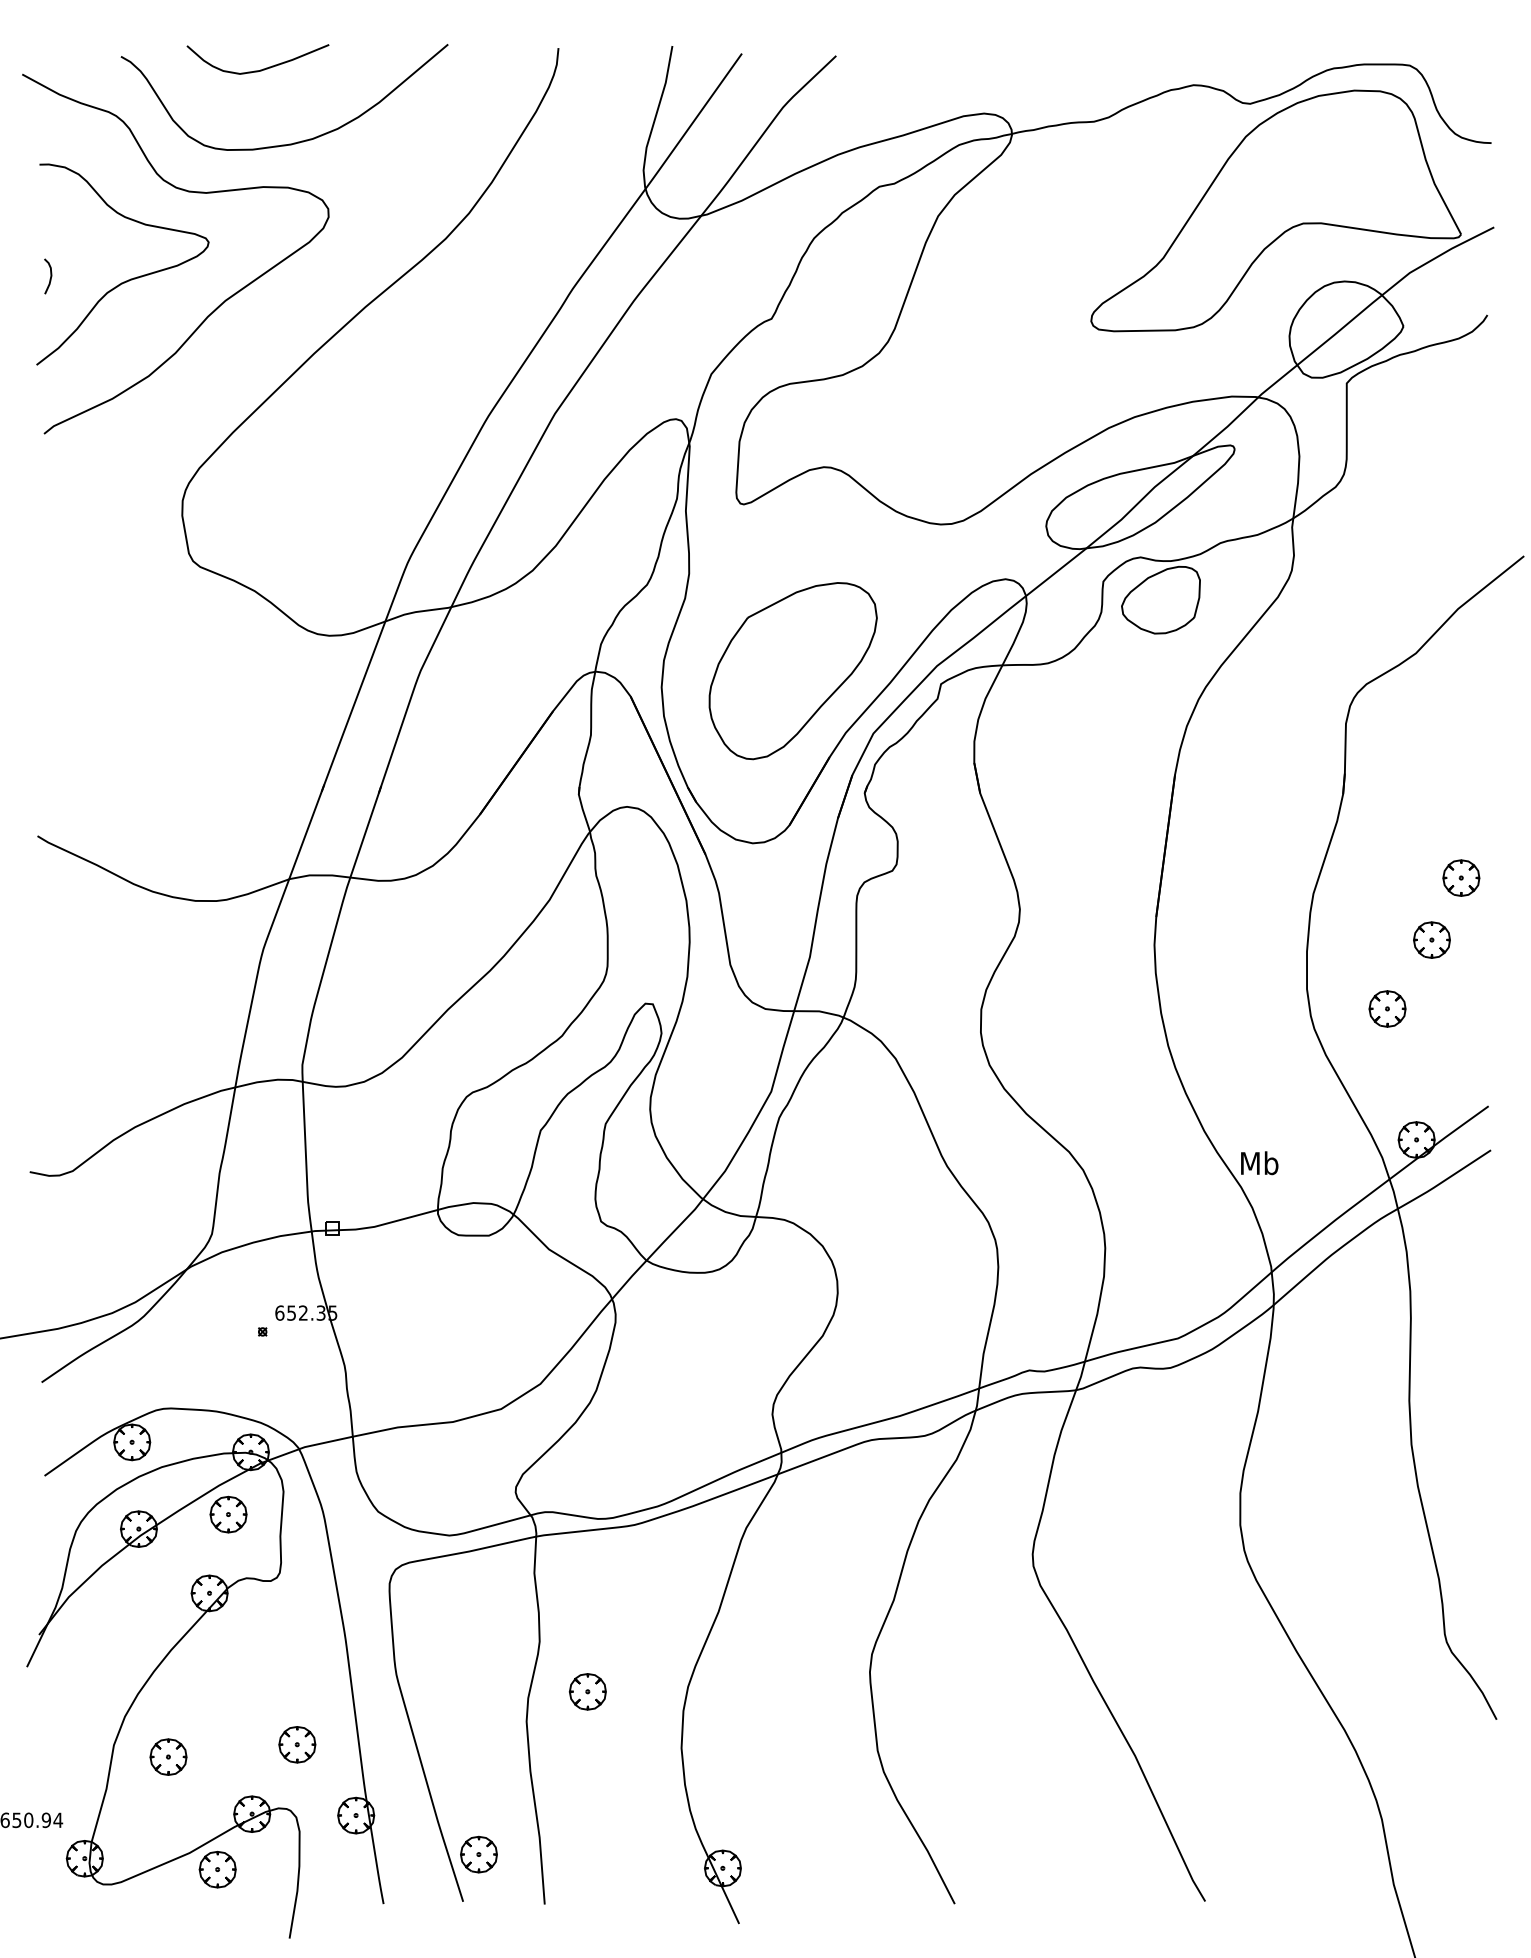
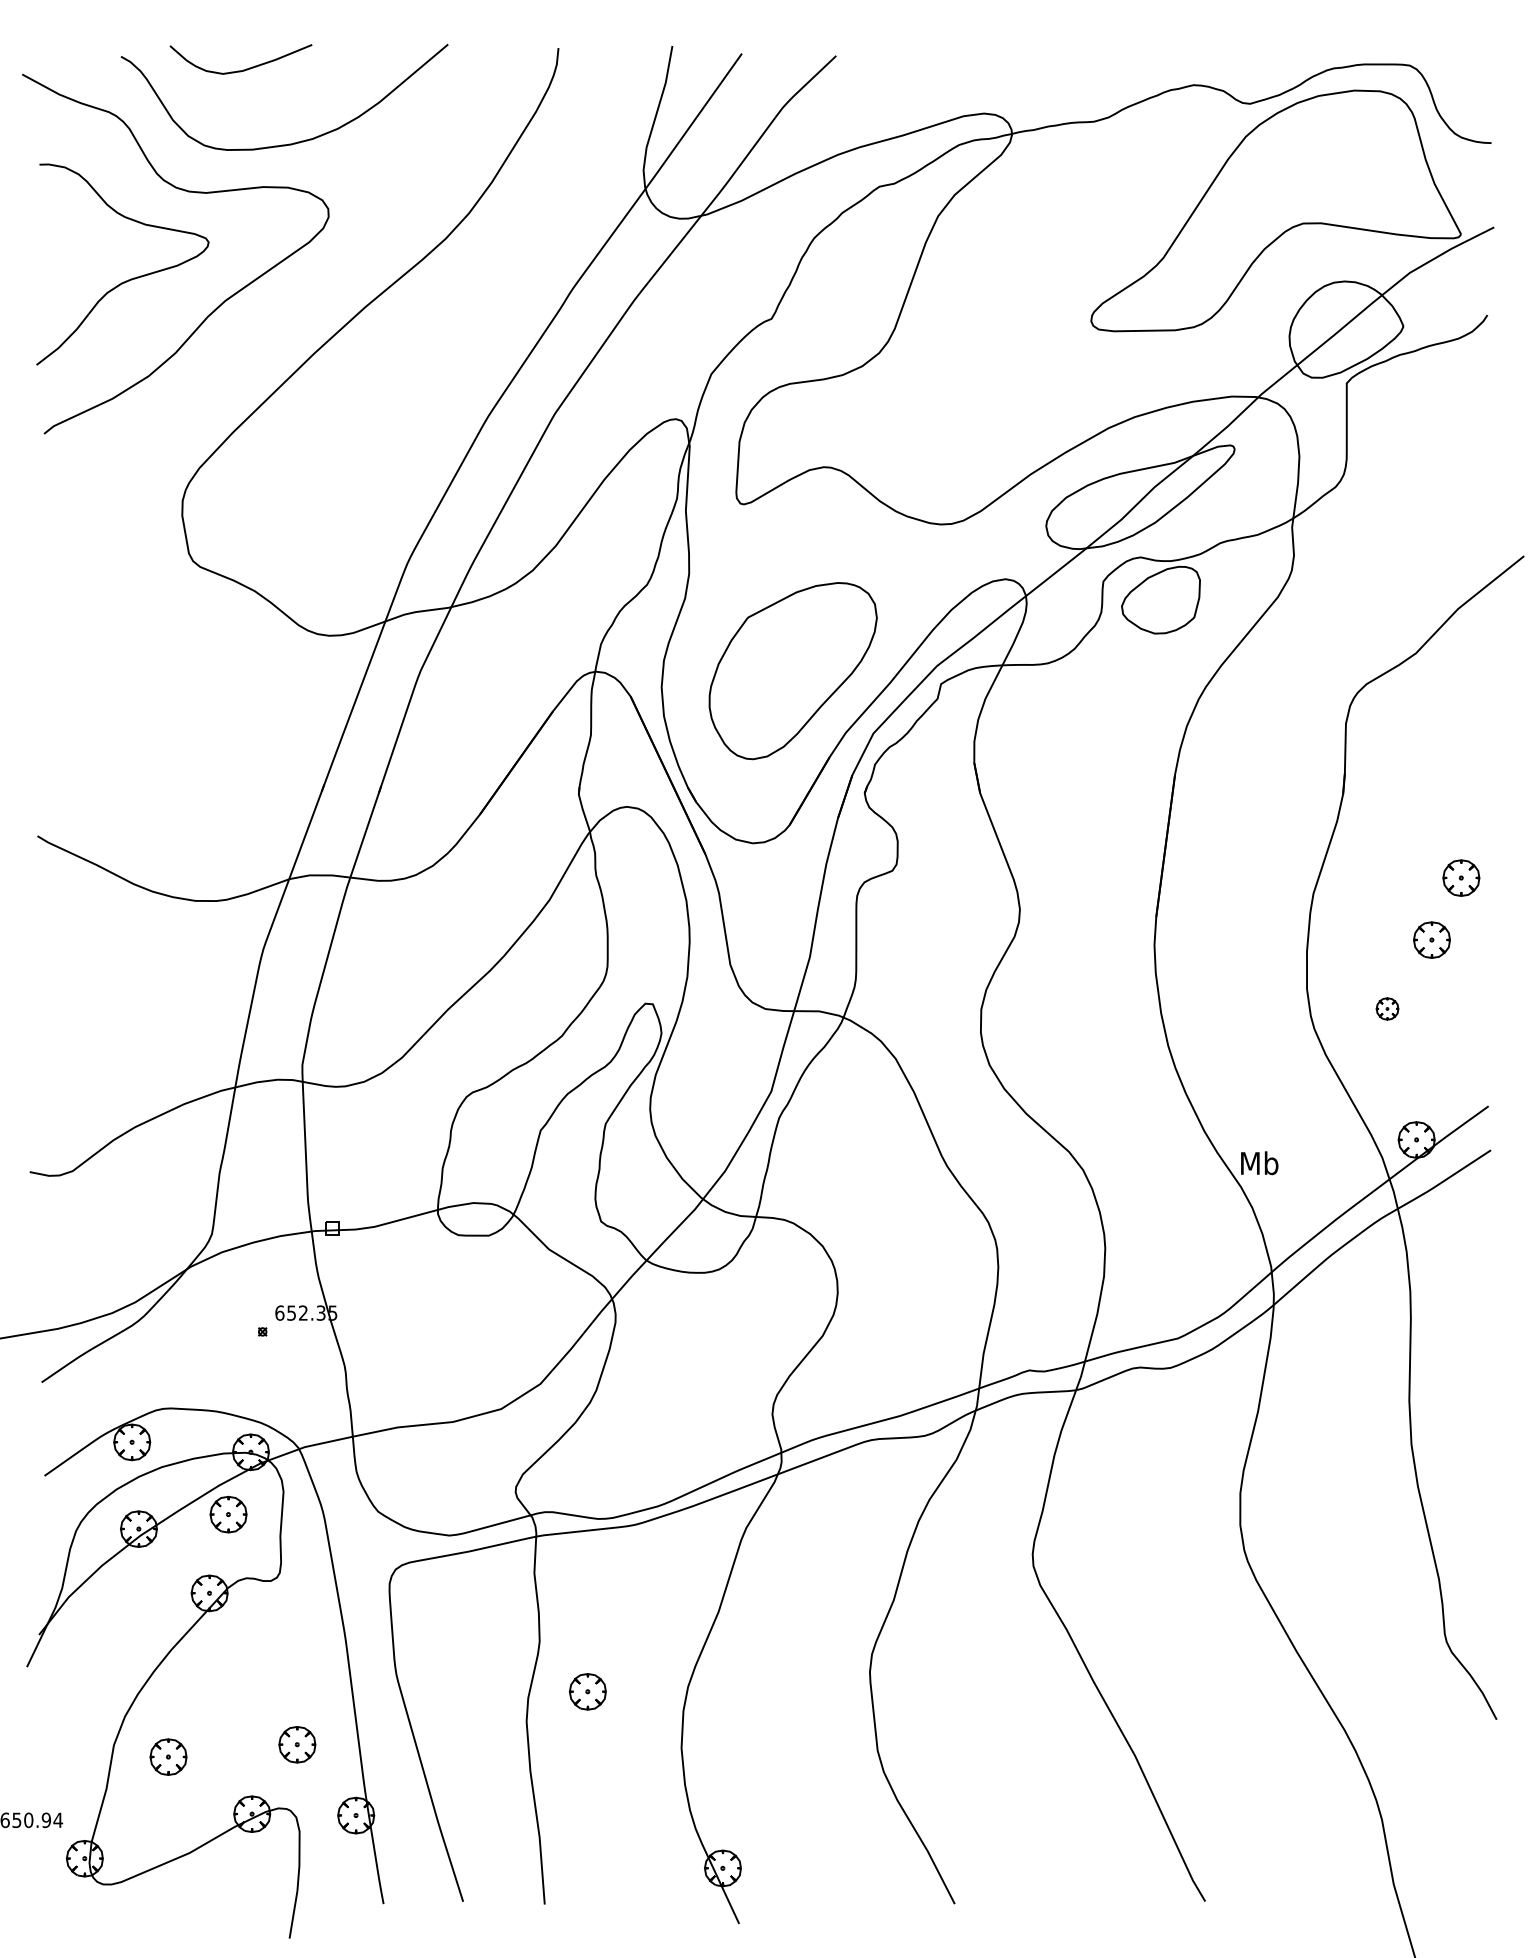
curve position: (260, 69) -> (243, 69) (243, 69)
curve: present -> none (50, 276)
part size: 39x38 px -> 25x24 px (1387, 1008)
part: present -> none (478, 1854)
part: present -> none (217, 1869)
